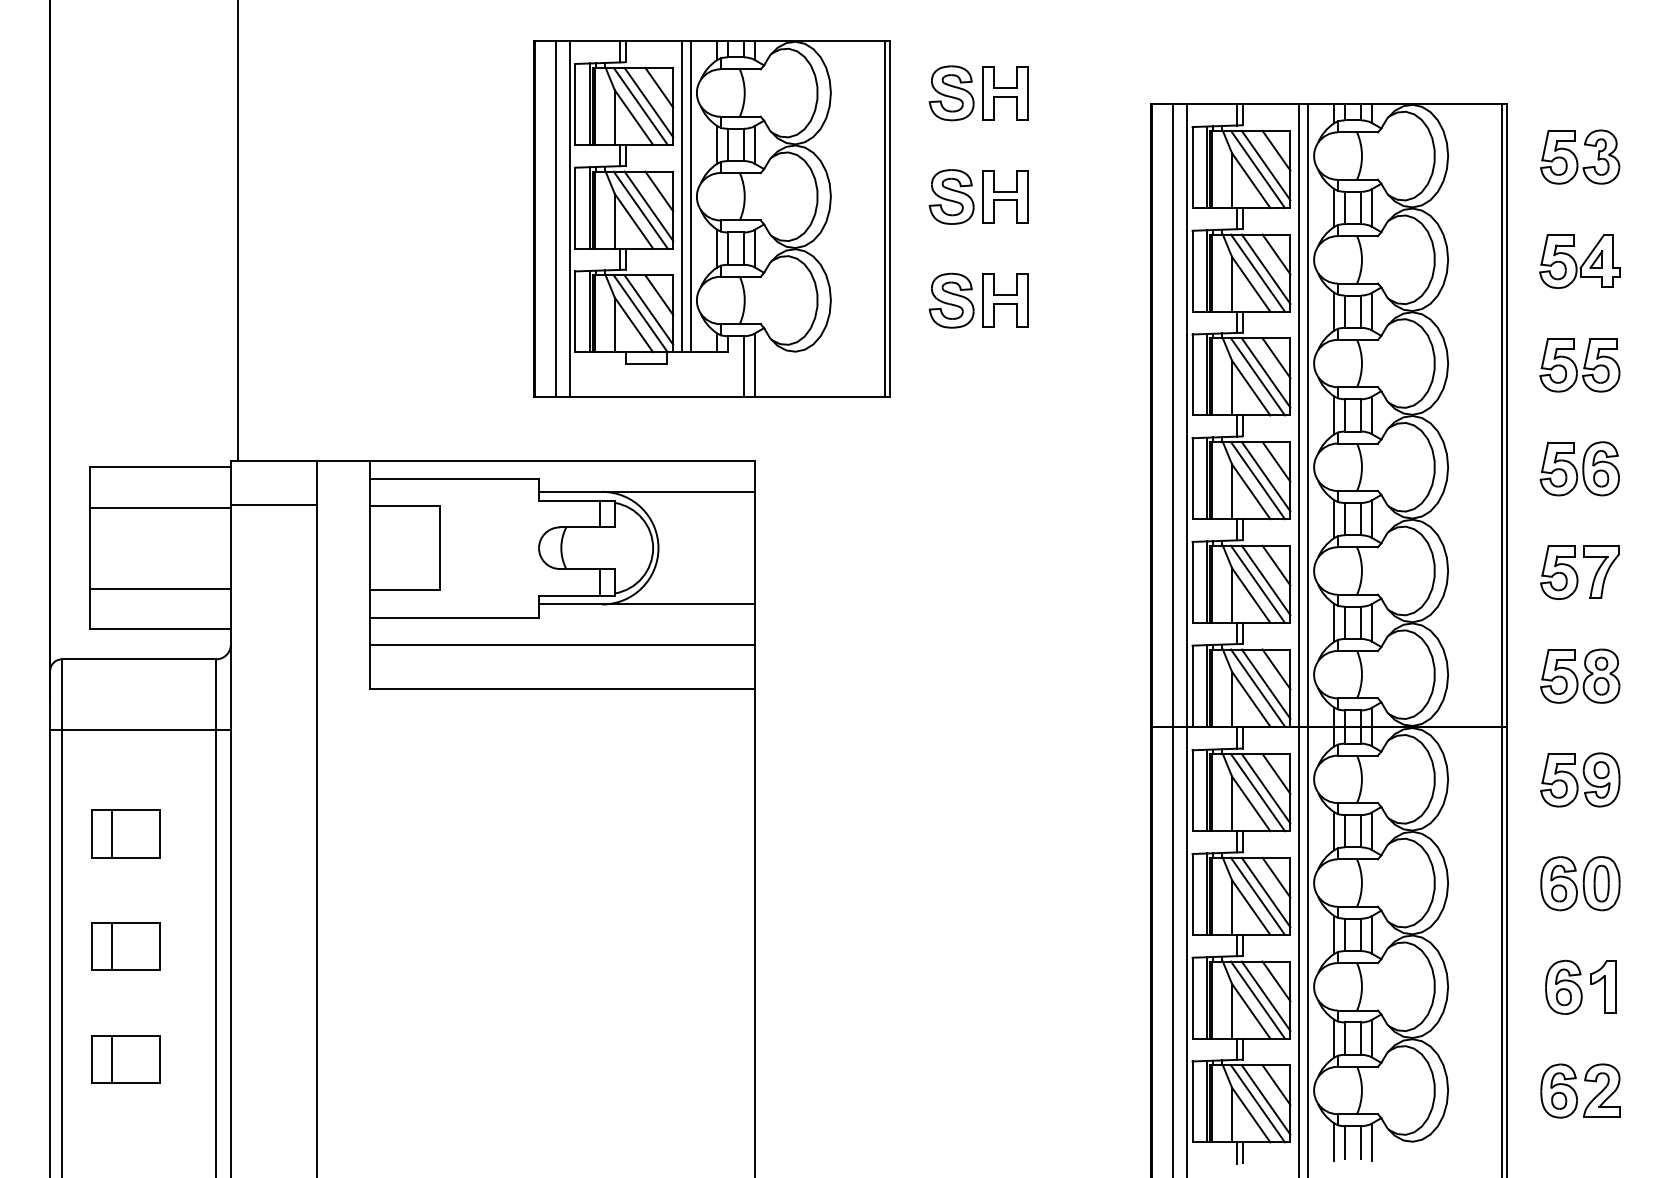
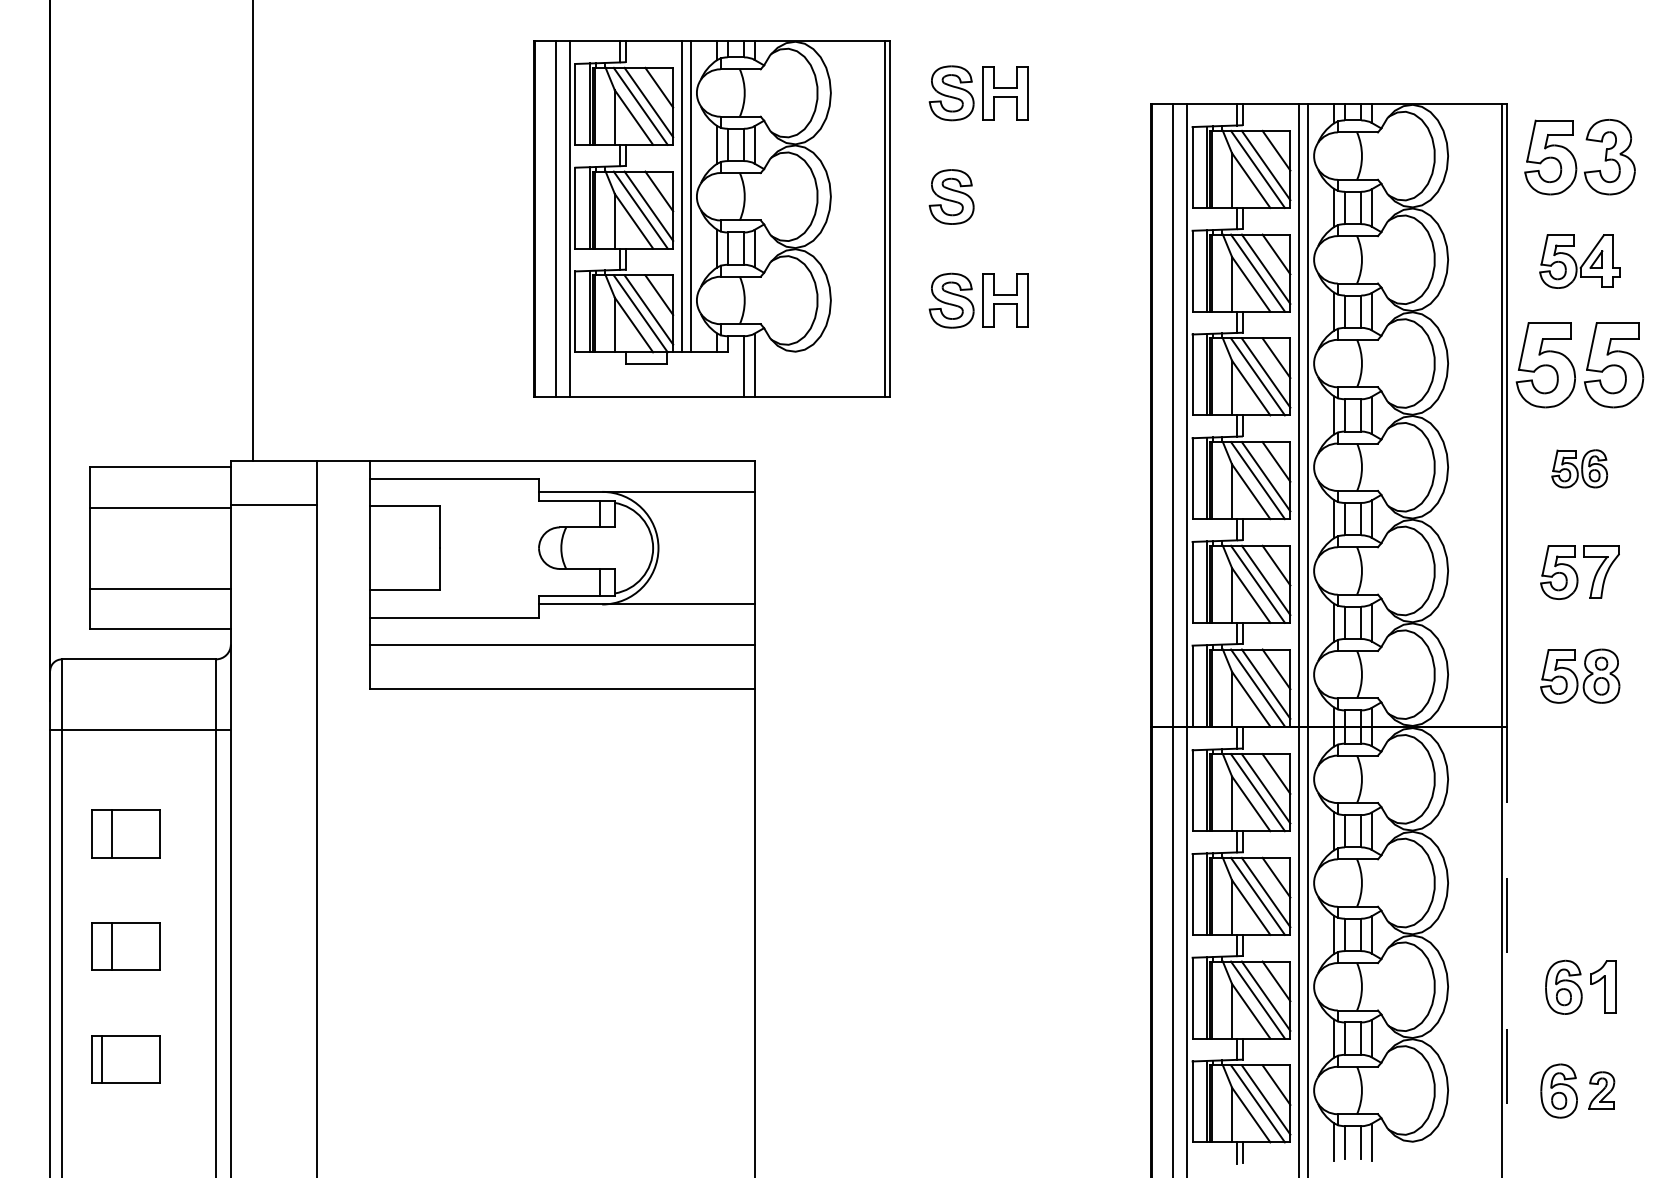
part size: 81x56 px -> 112x77 px (1579, 157)
part: present -> none (1005, 196)
line position: (238, 231) -> (253, 231) (253, 231)
part size: 82x55 px -> 130x87 px (1579, 365)
part size: 81x56 px -> 58x40 px (1579, 468)
part: present -> none (1580, 779)
part: present -> none (1580, 883)
line: solid -> dashed (1506, 952)
line position: (112, 1059) -> (102, 1059) (102, 1059)
part size: 38x55 px -> 28x39 px (1601, 1090)
